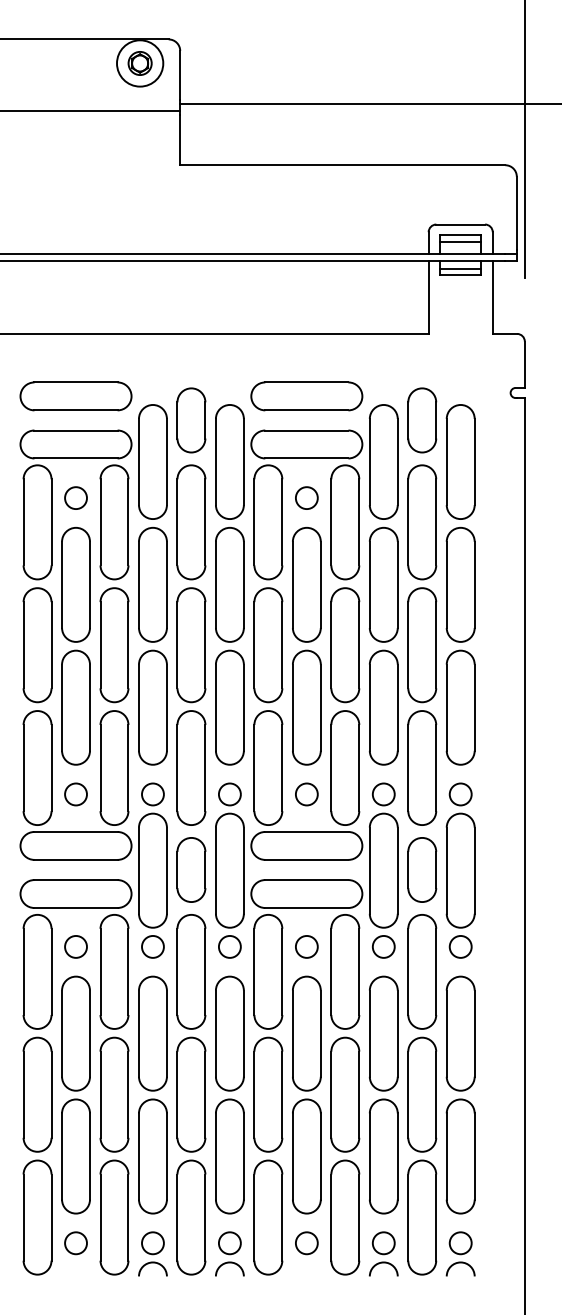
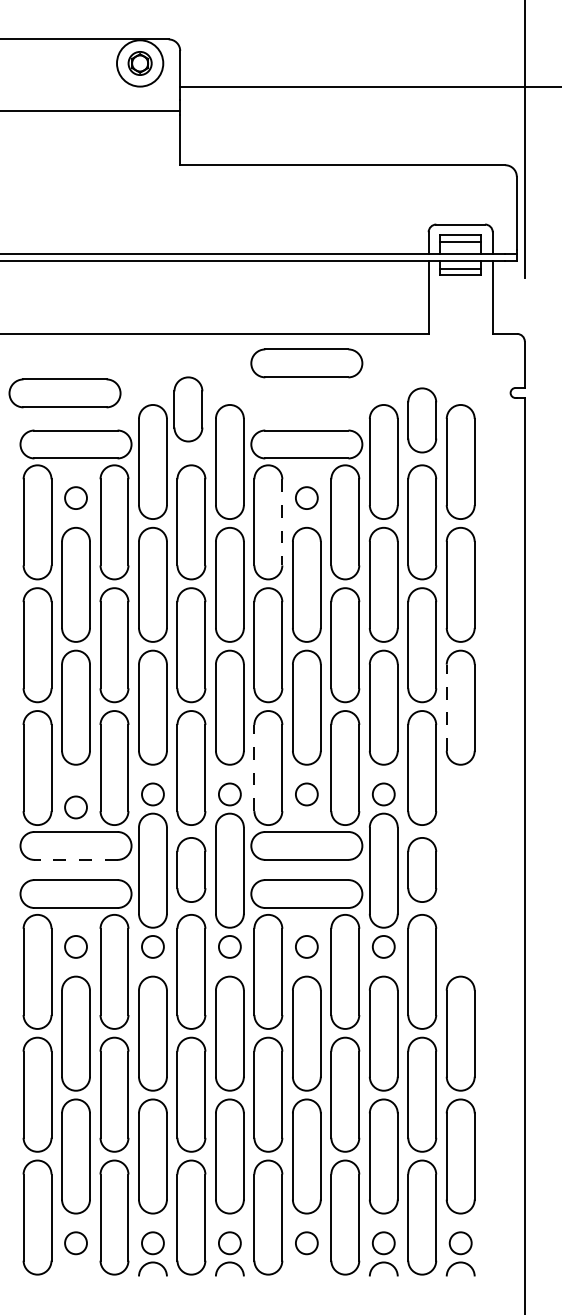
line position: (369, 103) -> (369, 86) (369, 86)
part position: (75, 396) -> (64, 393) (64, 393)
part position: (306, 396) -> (306, 363) (306, 363)
part position: (191, 420) -> (188, 409) (188, 409)
line: solid -> dashed (282, 522)
line: solid -> dashed (446, 707)
line: solid -> dashed (254, 767)
circle position: (75, 794) -> (75, 807) (75, 807)
line: solid -> dashed (76, 859)
part: present -> none (460, 870)
